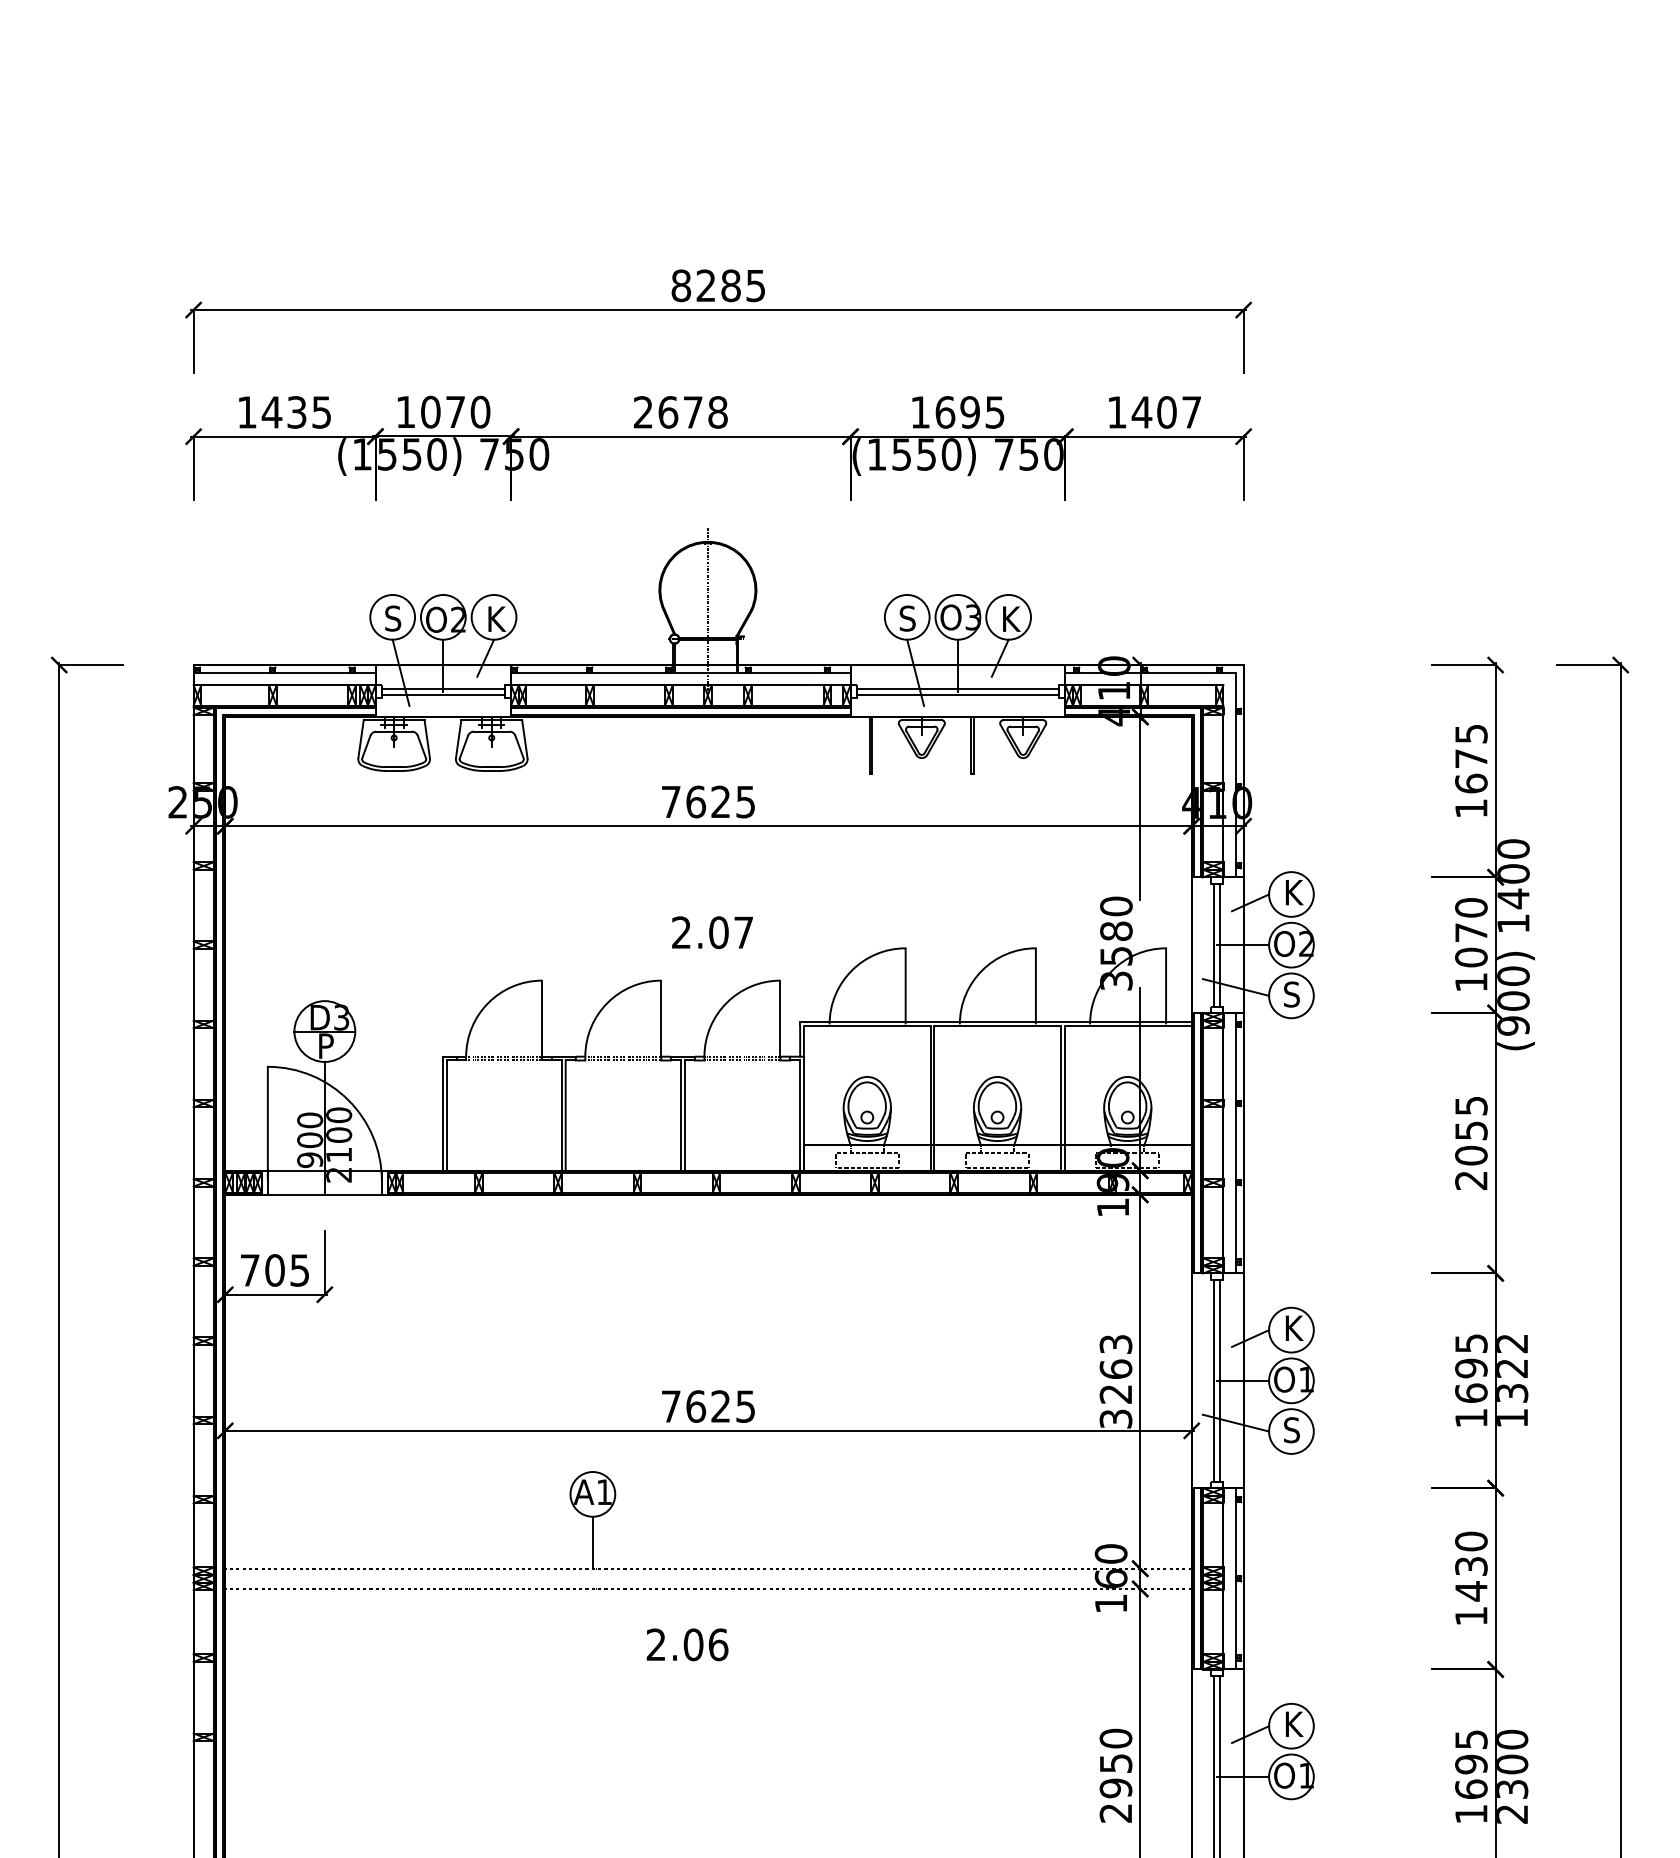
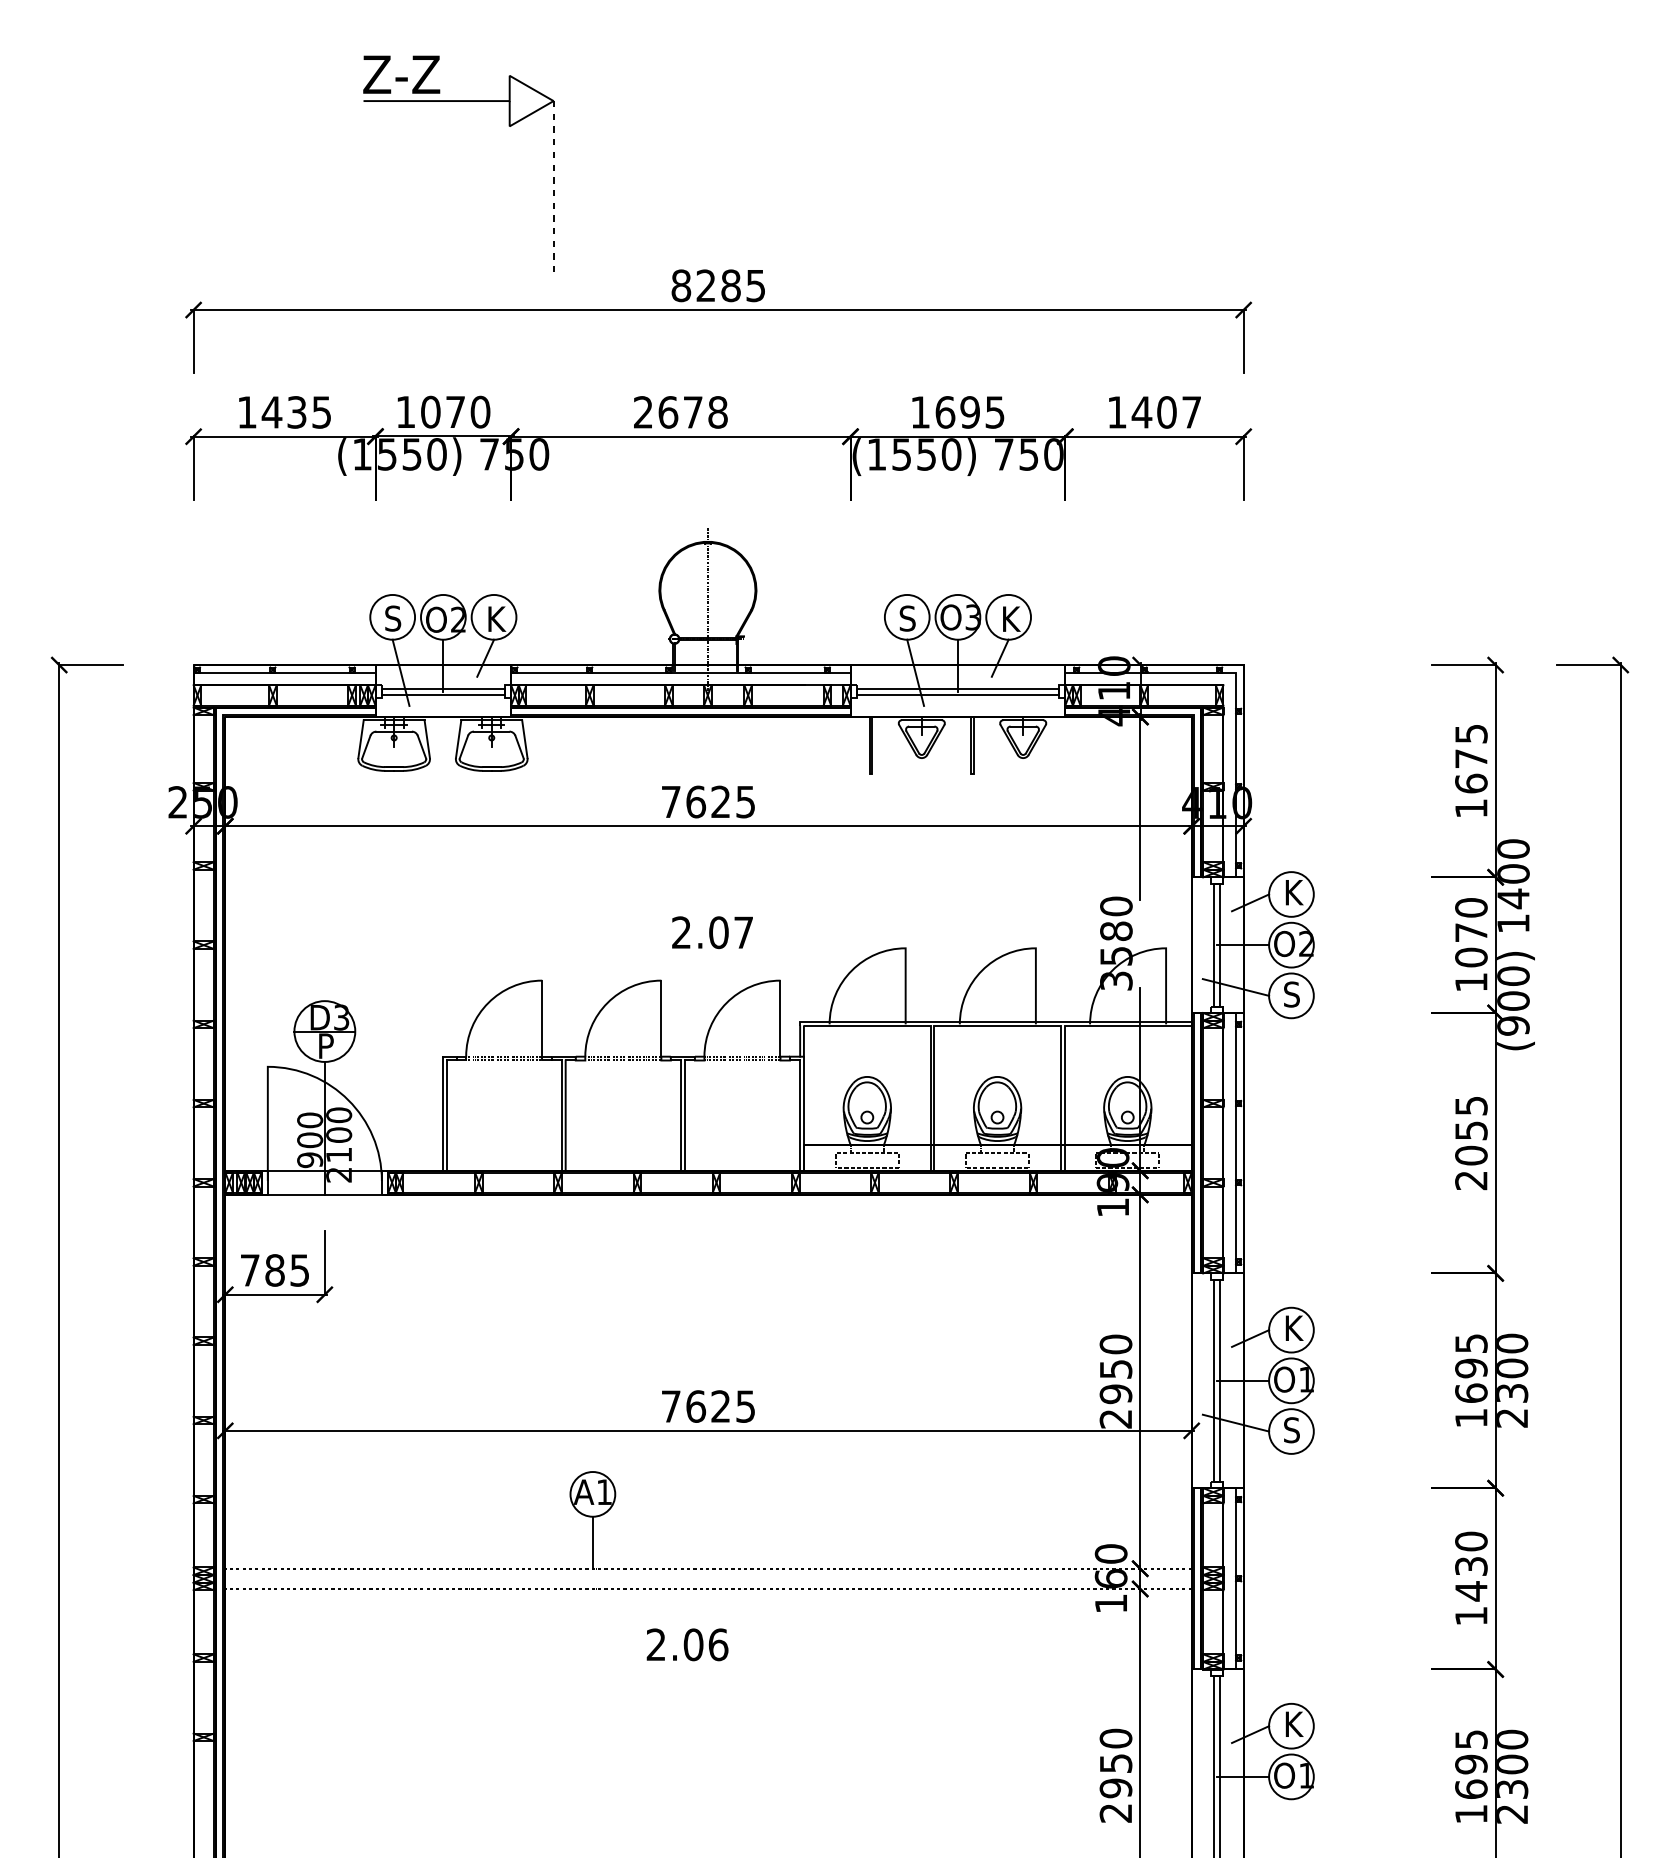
part: none -> present (458, 101)
text: 705 -> 785 (274, 1270)
text: 1322 -> 2300 (1512, 1380)
text: 3263 -> 2950 (1115, 1381)
